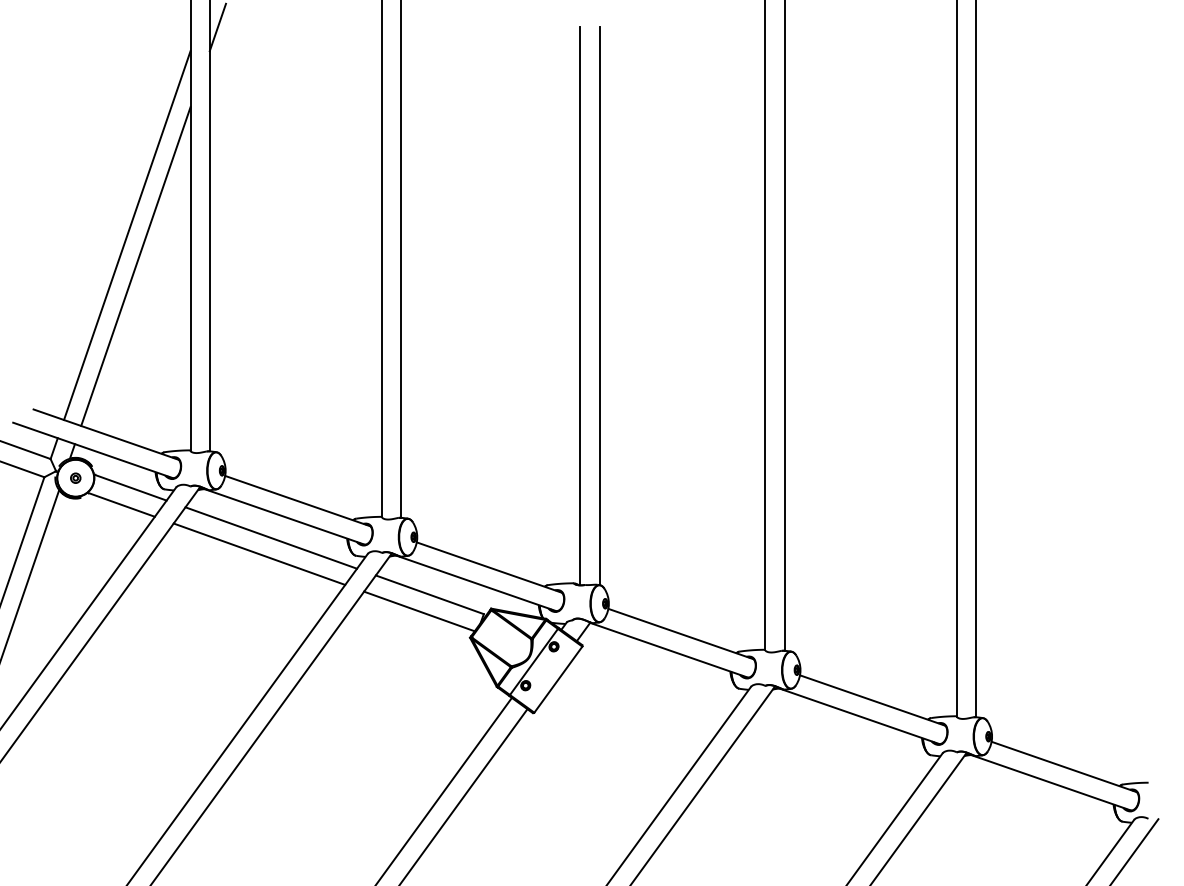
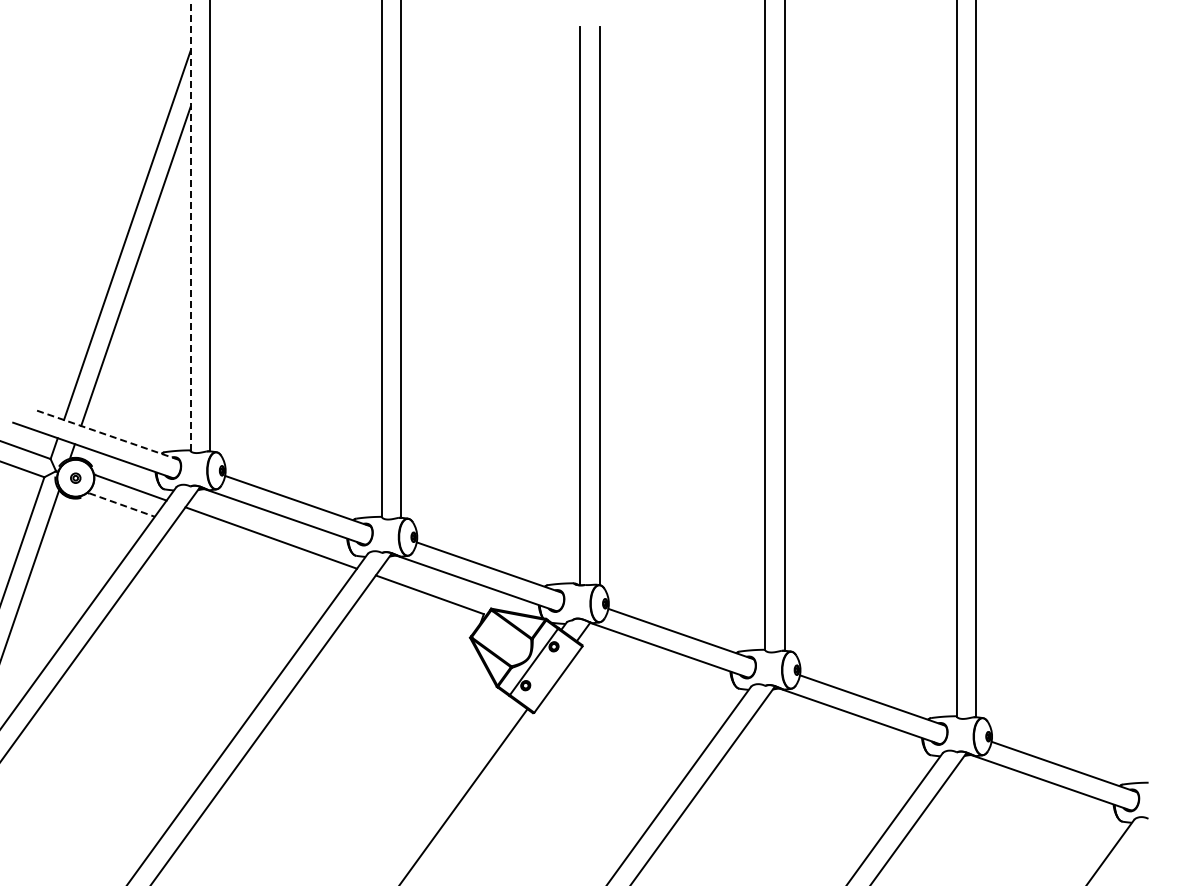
line: present -> none (217, 27)
line: solid -> dashed (190, 225)
line: solid -> dashed (106, 434)
line: solid -> dashed (122, 505)
line: present -> none (259, 553)
line: present -> none (419, 611)
line: present -> none (444, 789)
line: present -> none (1135, 850)
